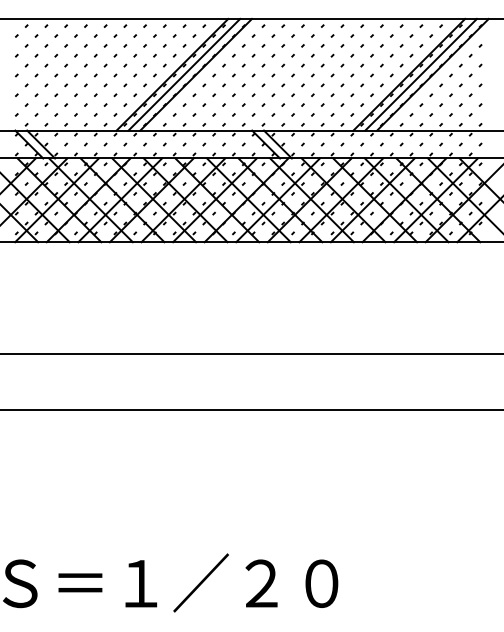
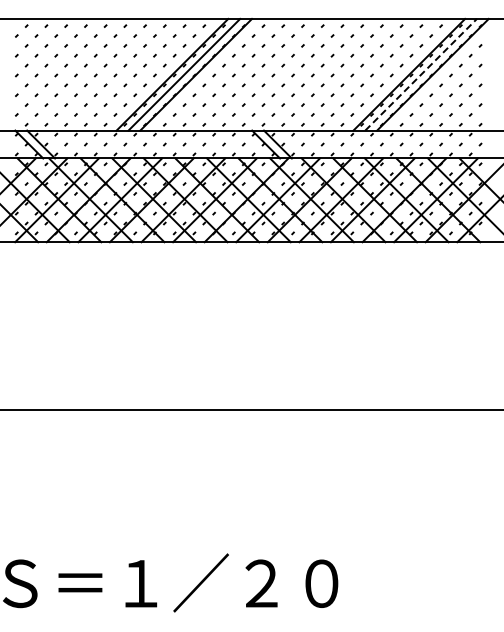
line: solid -> dashed (421, 74)
line: present -> none (251, 353)
